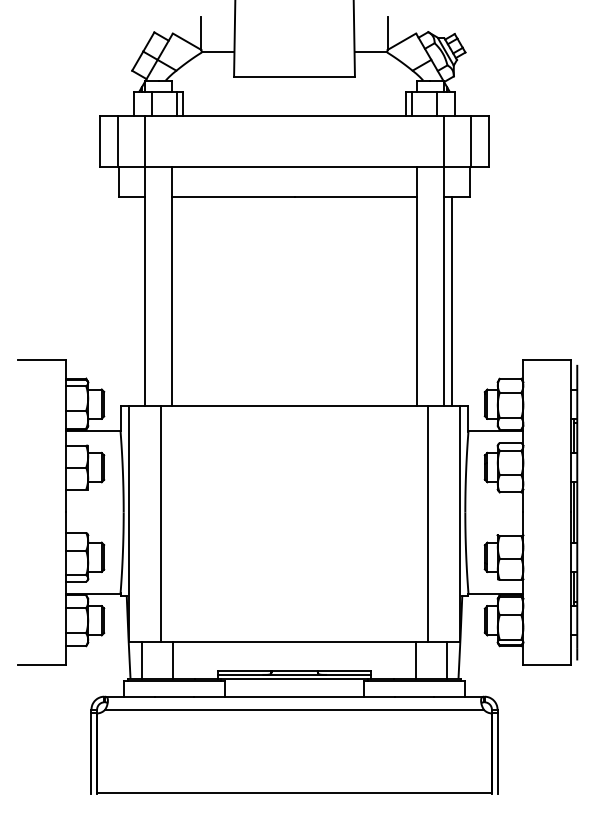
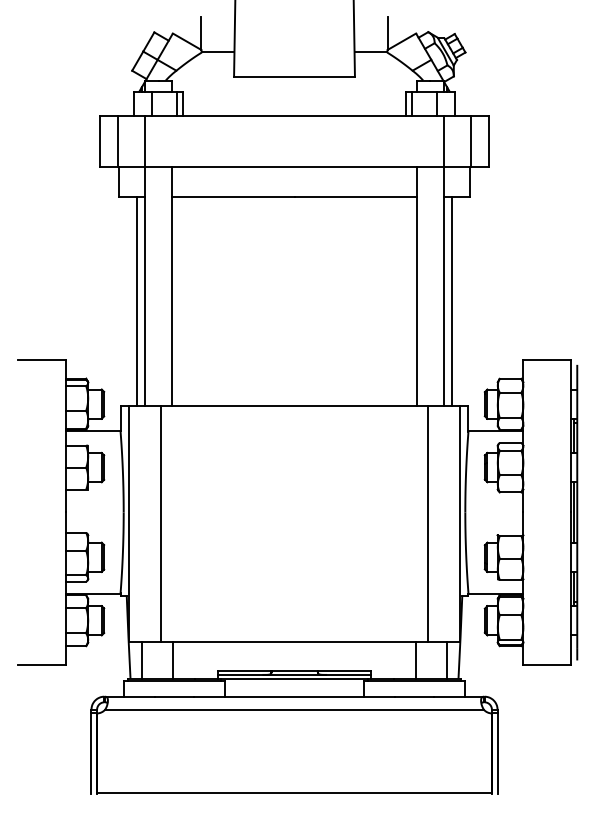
line: none -> present (136, 301)
